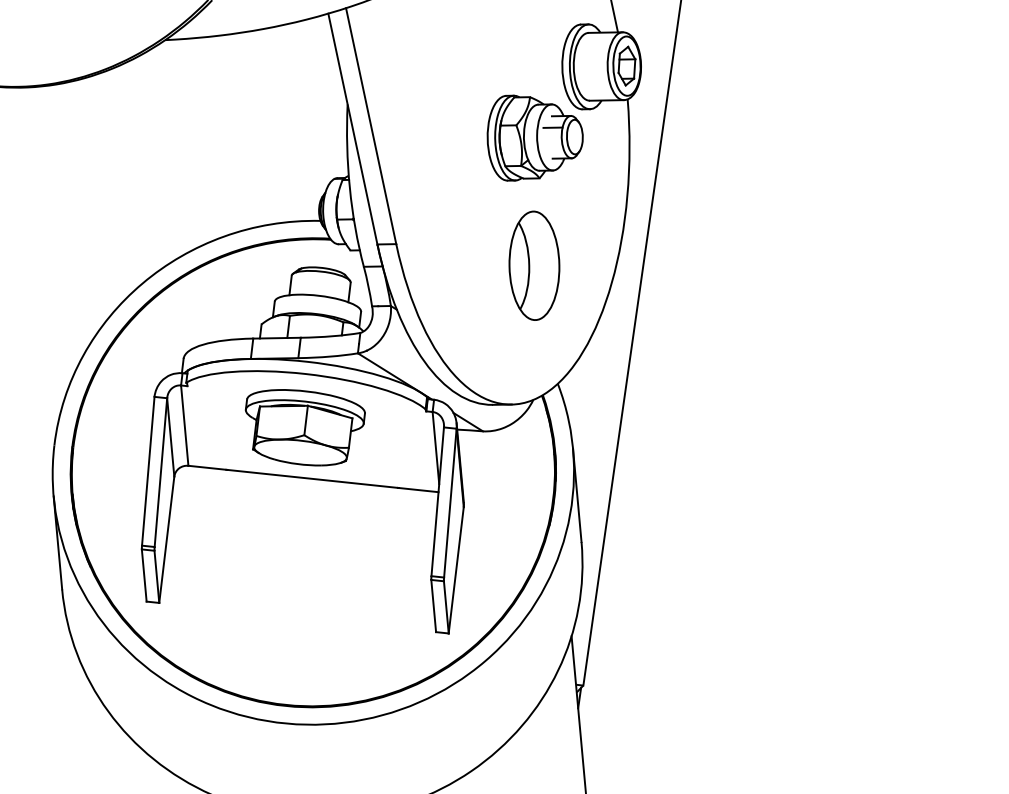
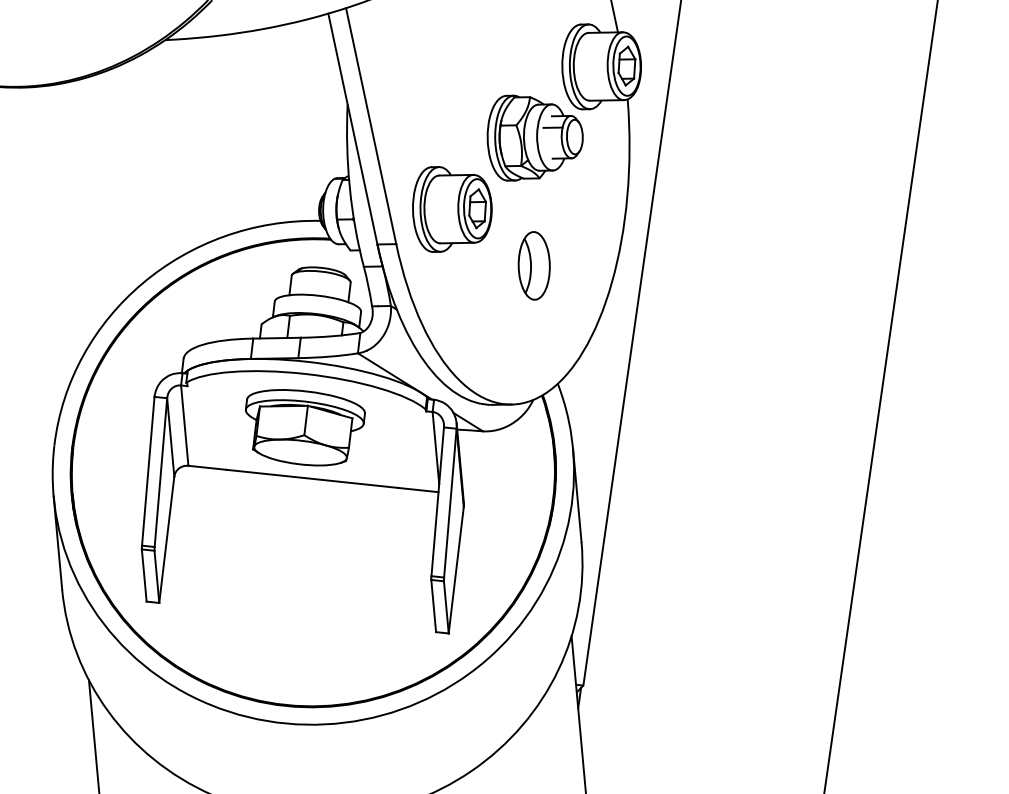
part: none -> present (452, 209)
part size: 53x111 px -> 34x70 px (533, 265)
line: none -> present (880, 396)
line: none -> present (93, 735)
